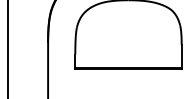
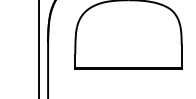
line position: (7, 48) -> (38, 48) (38, 48)
